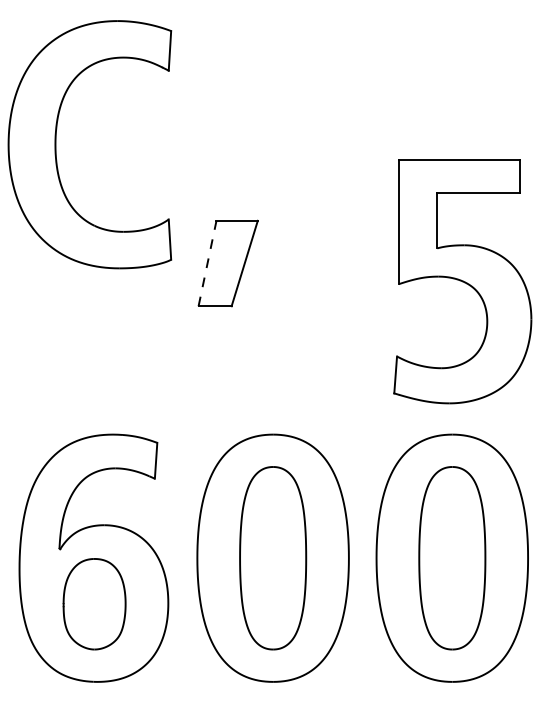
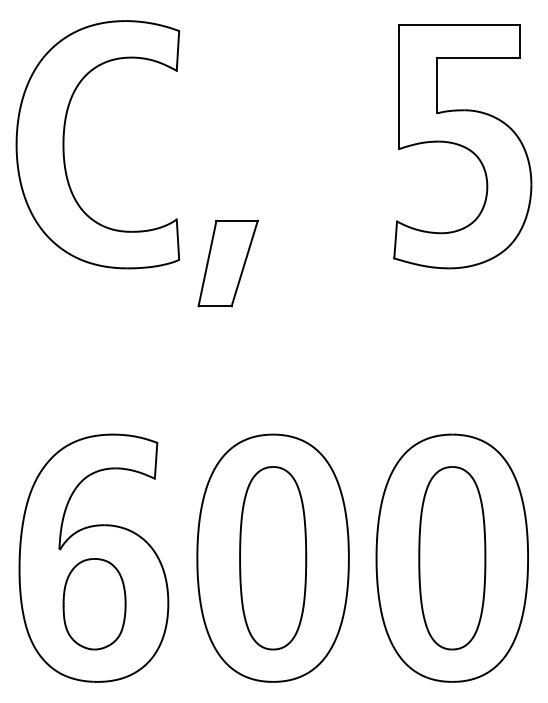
part position: (56, 144) -> (64, 144) (64, 144)
line: dashed -> solid (207, 263)
part position: (462, 281) -> (462, 146) (462, 146)
